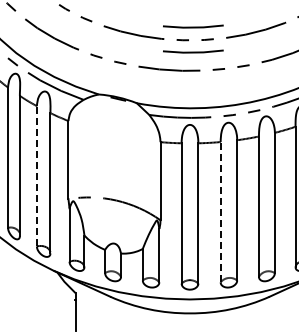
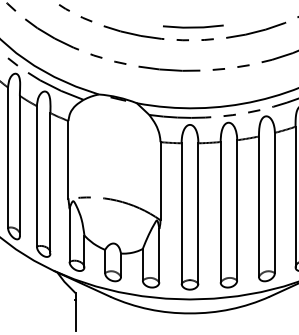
line: present -> none (193, 51)
line: dashed -> solid (36, 175)
line: dashed -> solid (220, 211)
